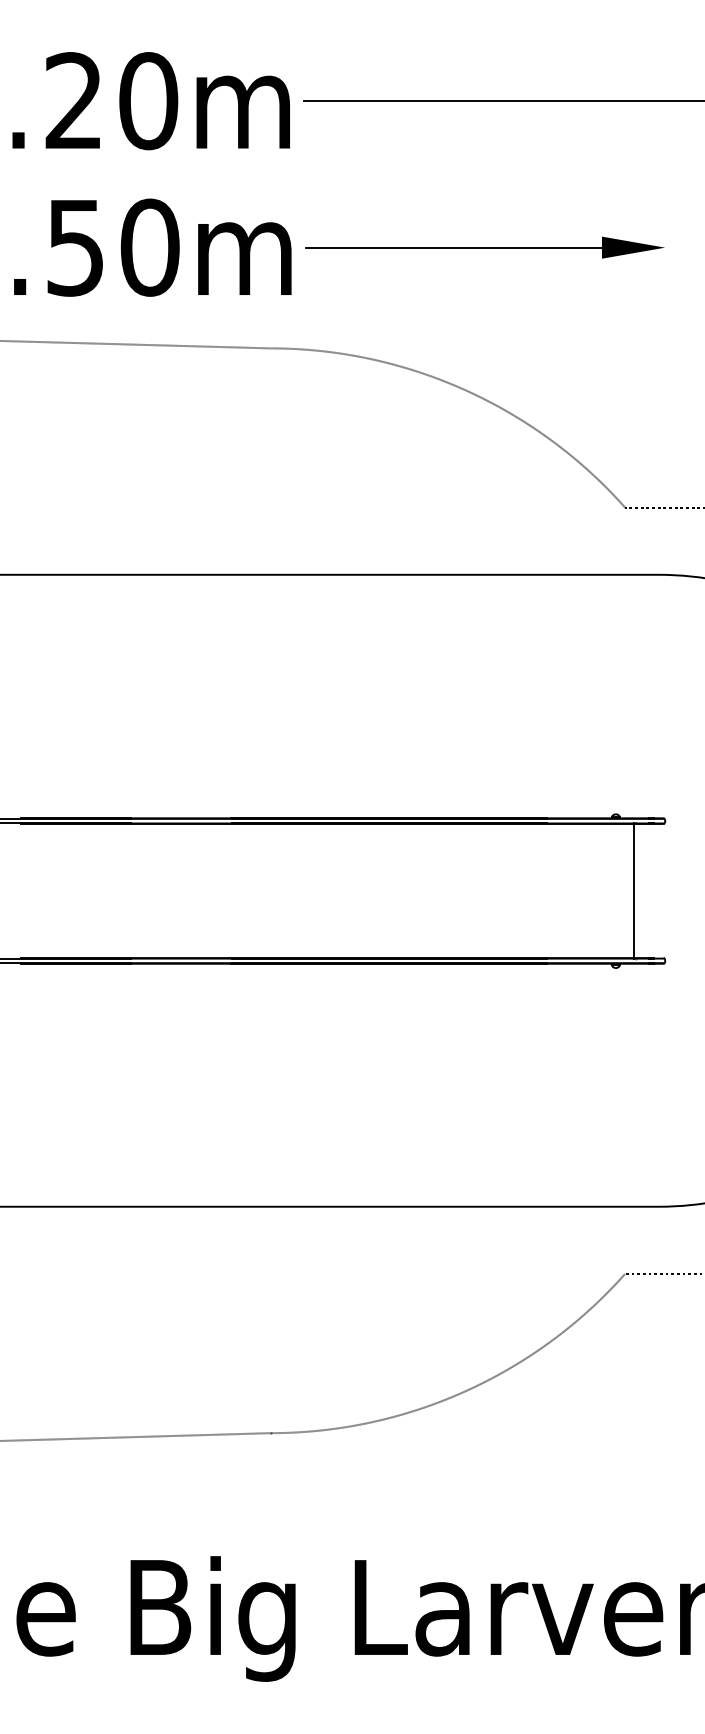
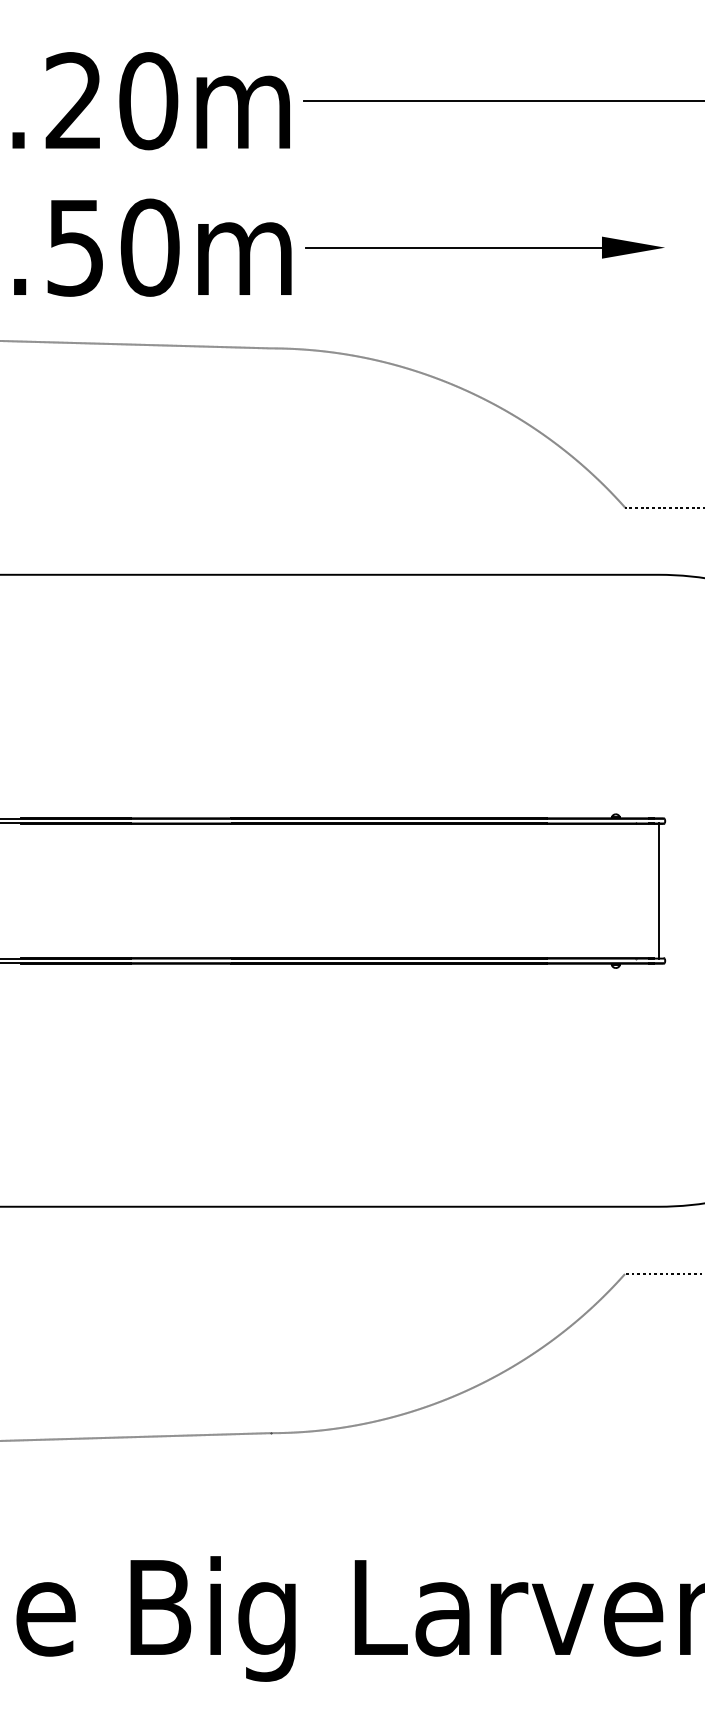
line position: (633, 890) -> (658, 890) (658, 890)
